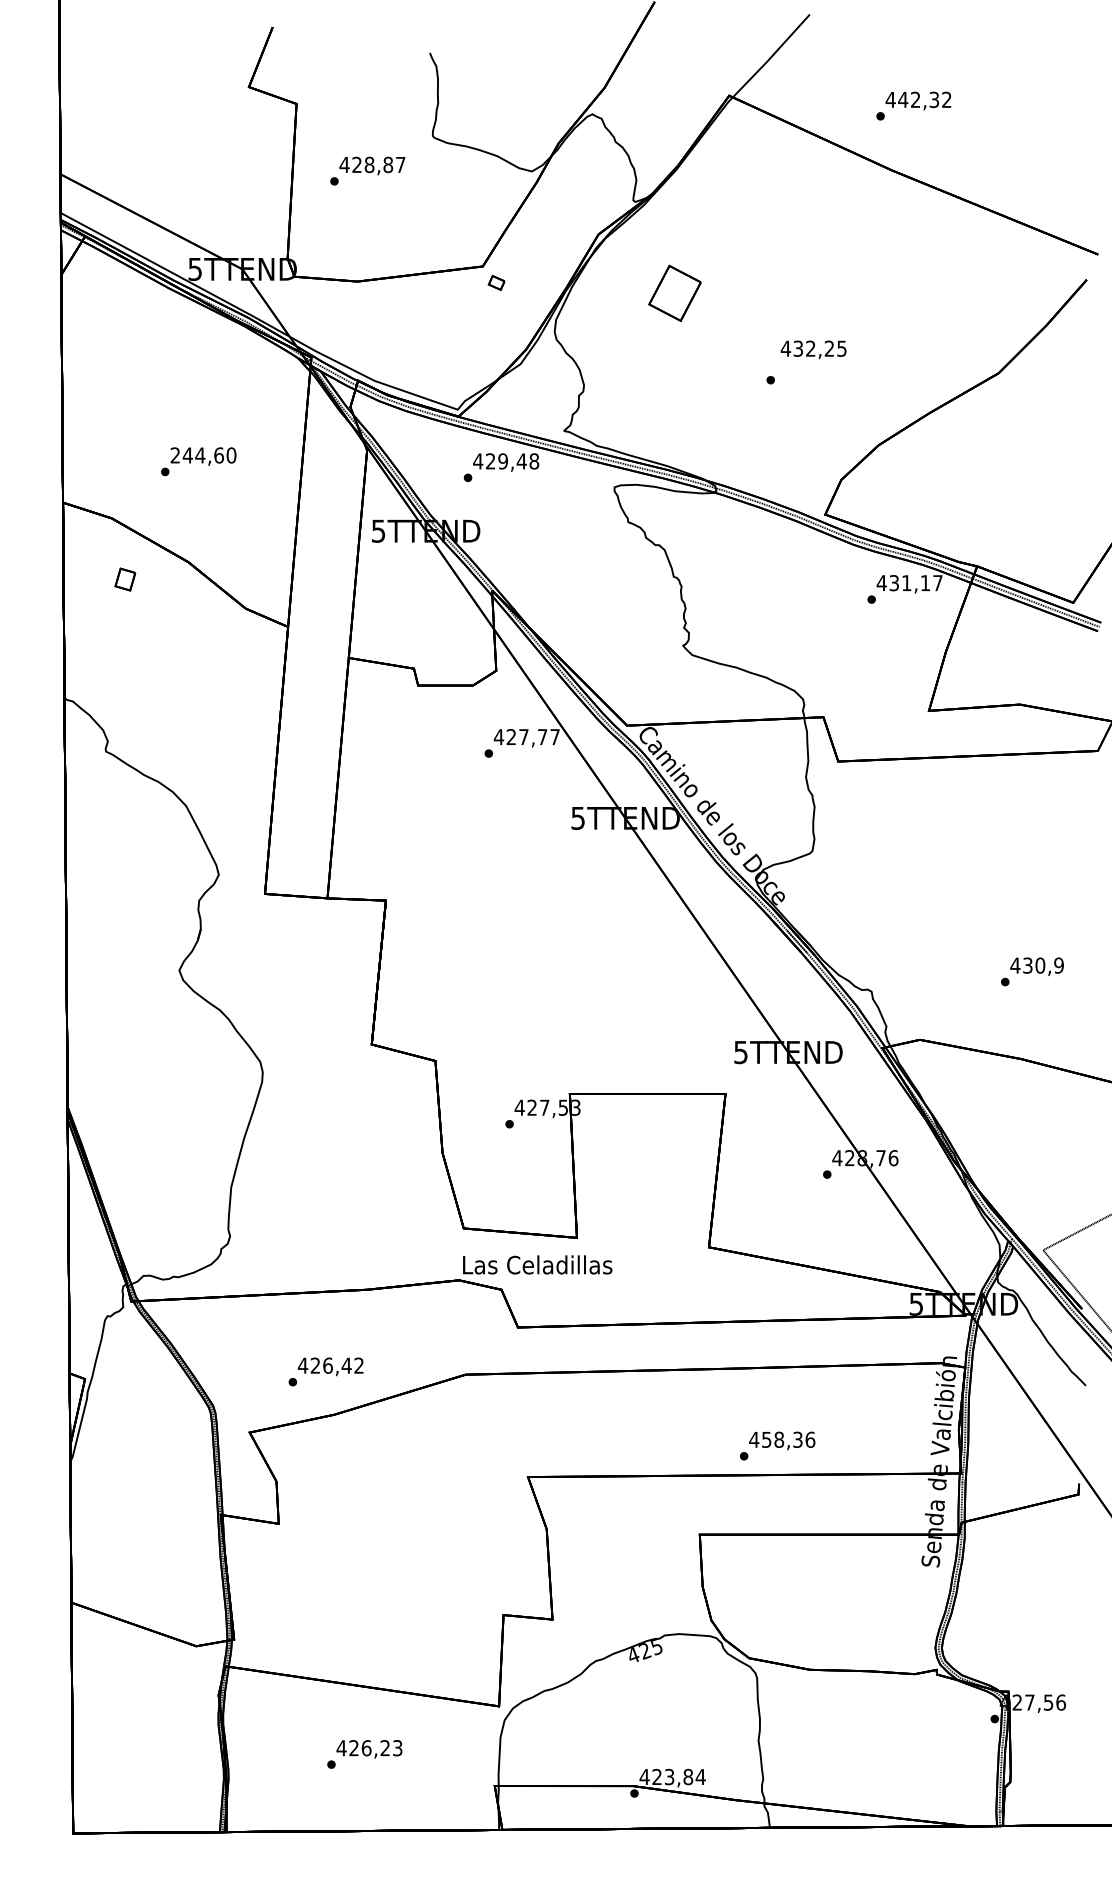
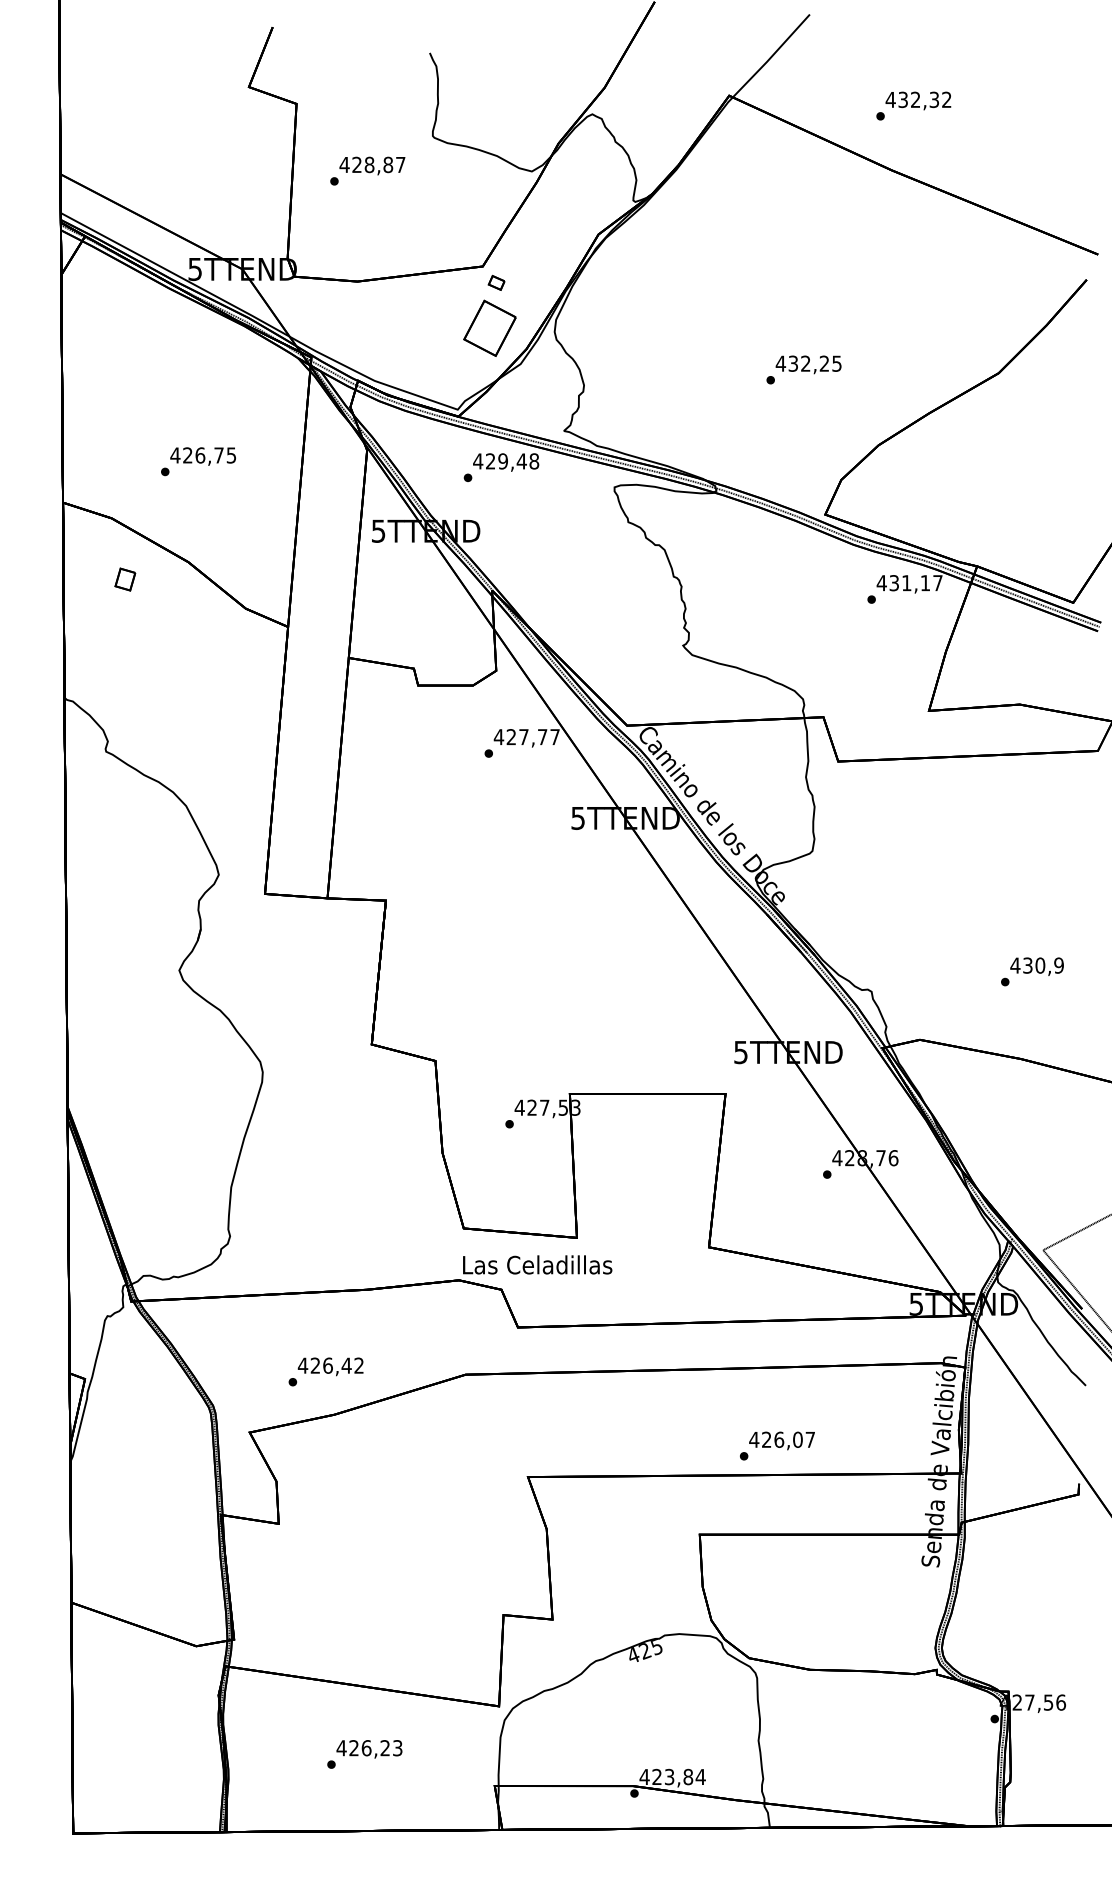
text: 442,32 -> 432,32 (903, 99)
part position: (674, 292) -> (489, 327) (489, 327)
text position: (813, 349) -> (808, 364) (808, 364)
text: 244,60 -> 426,75 (203, 455)
text: 458,36 -> 426,07 (788, 1439)
